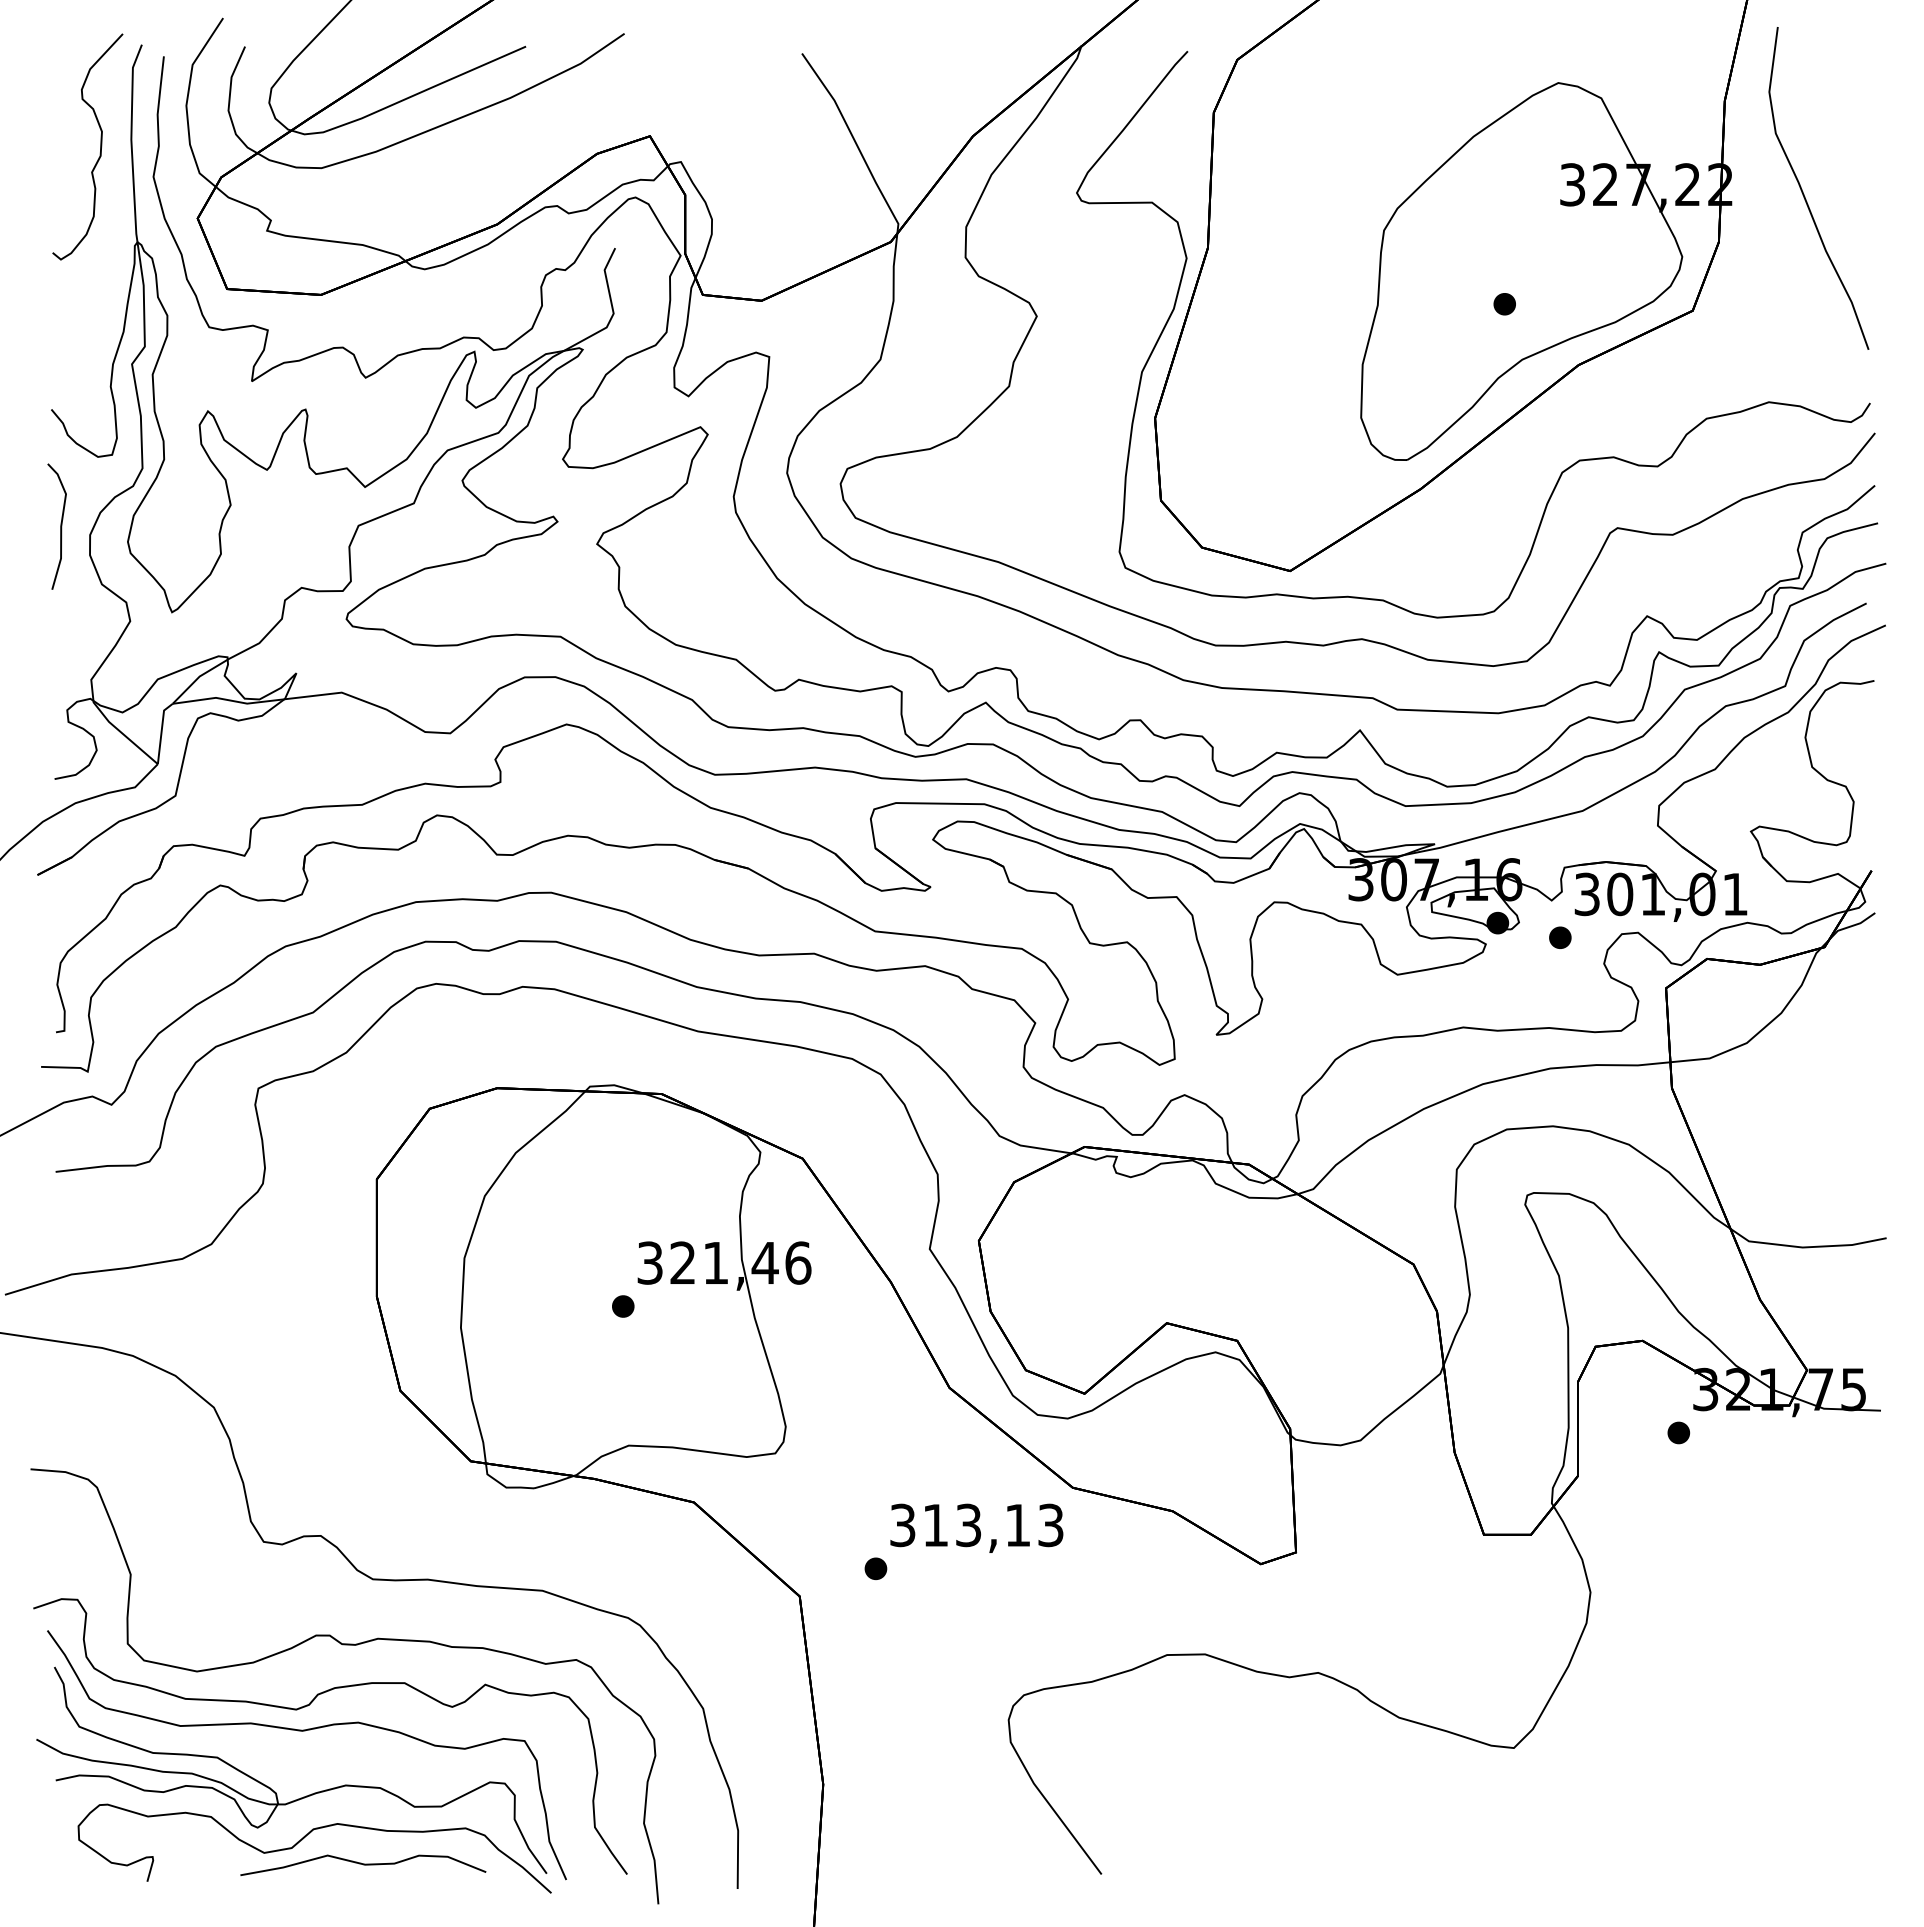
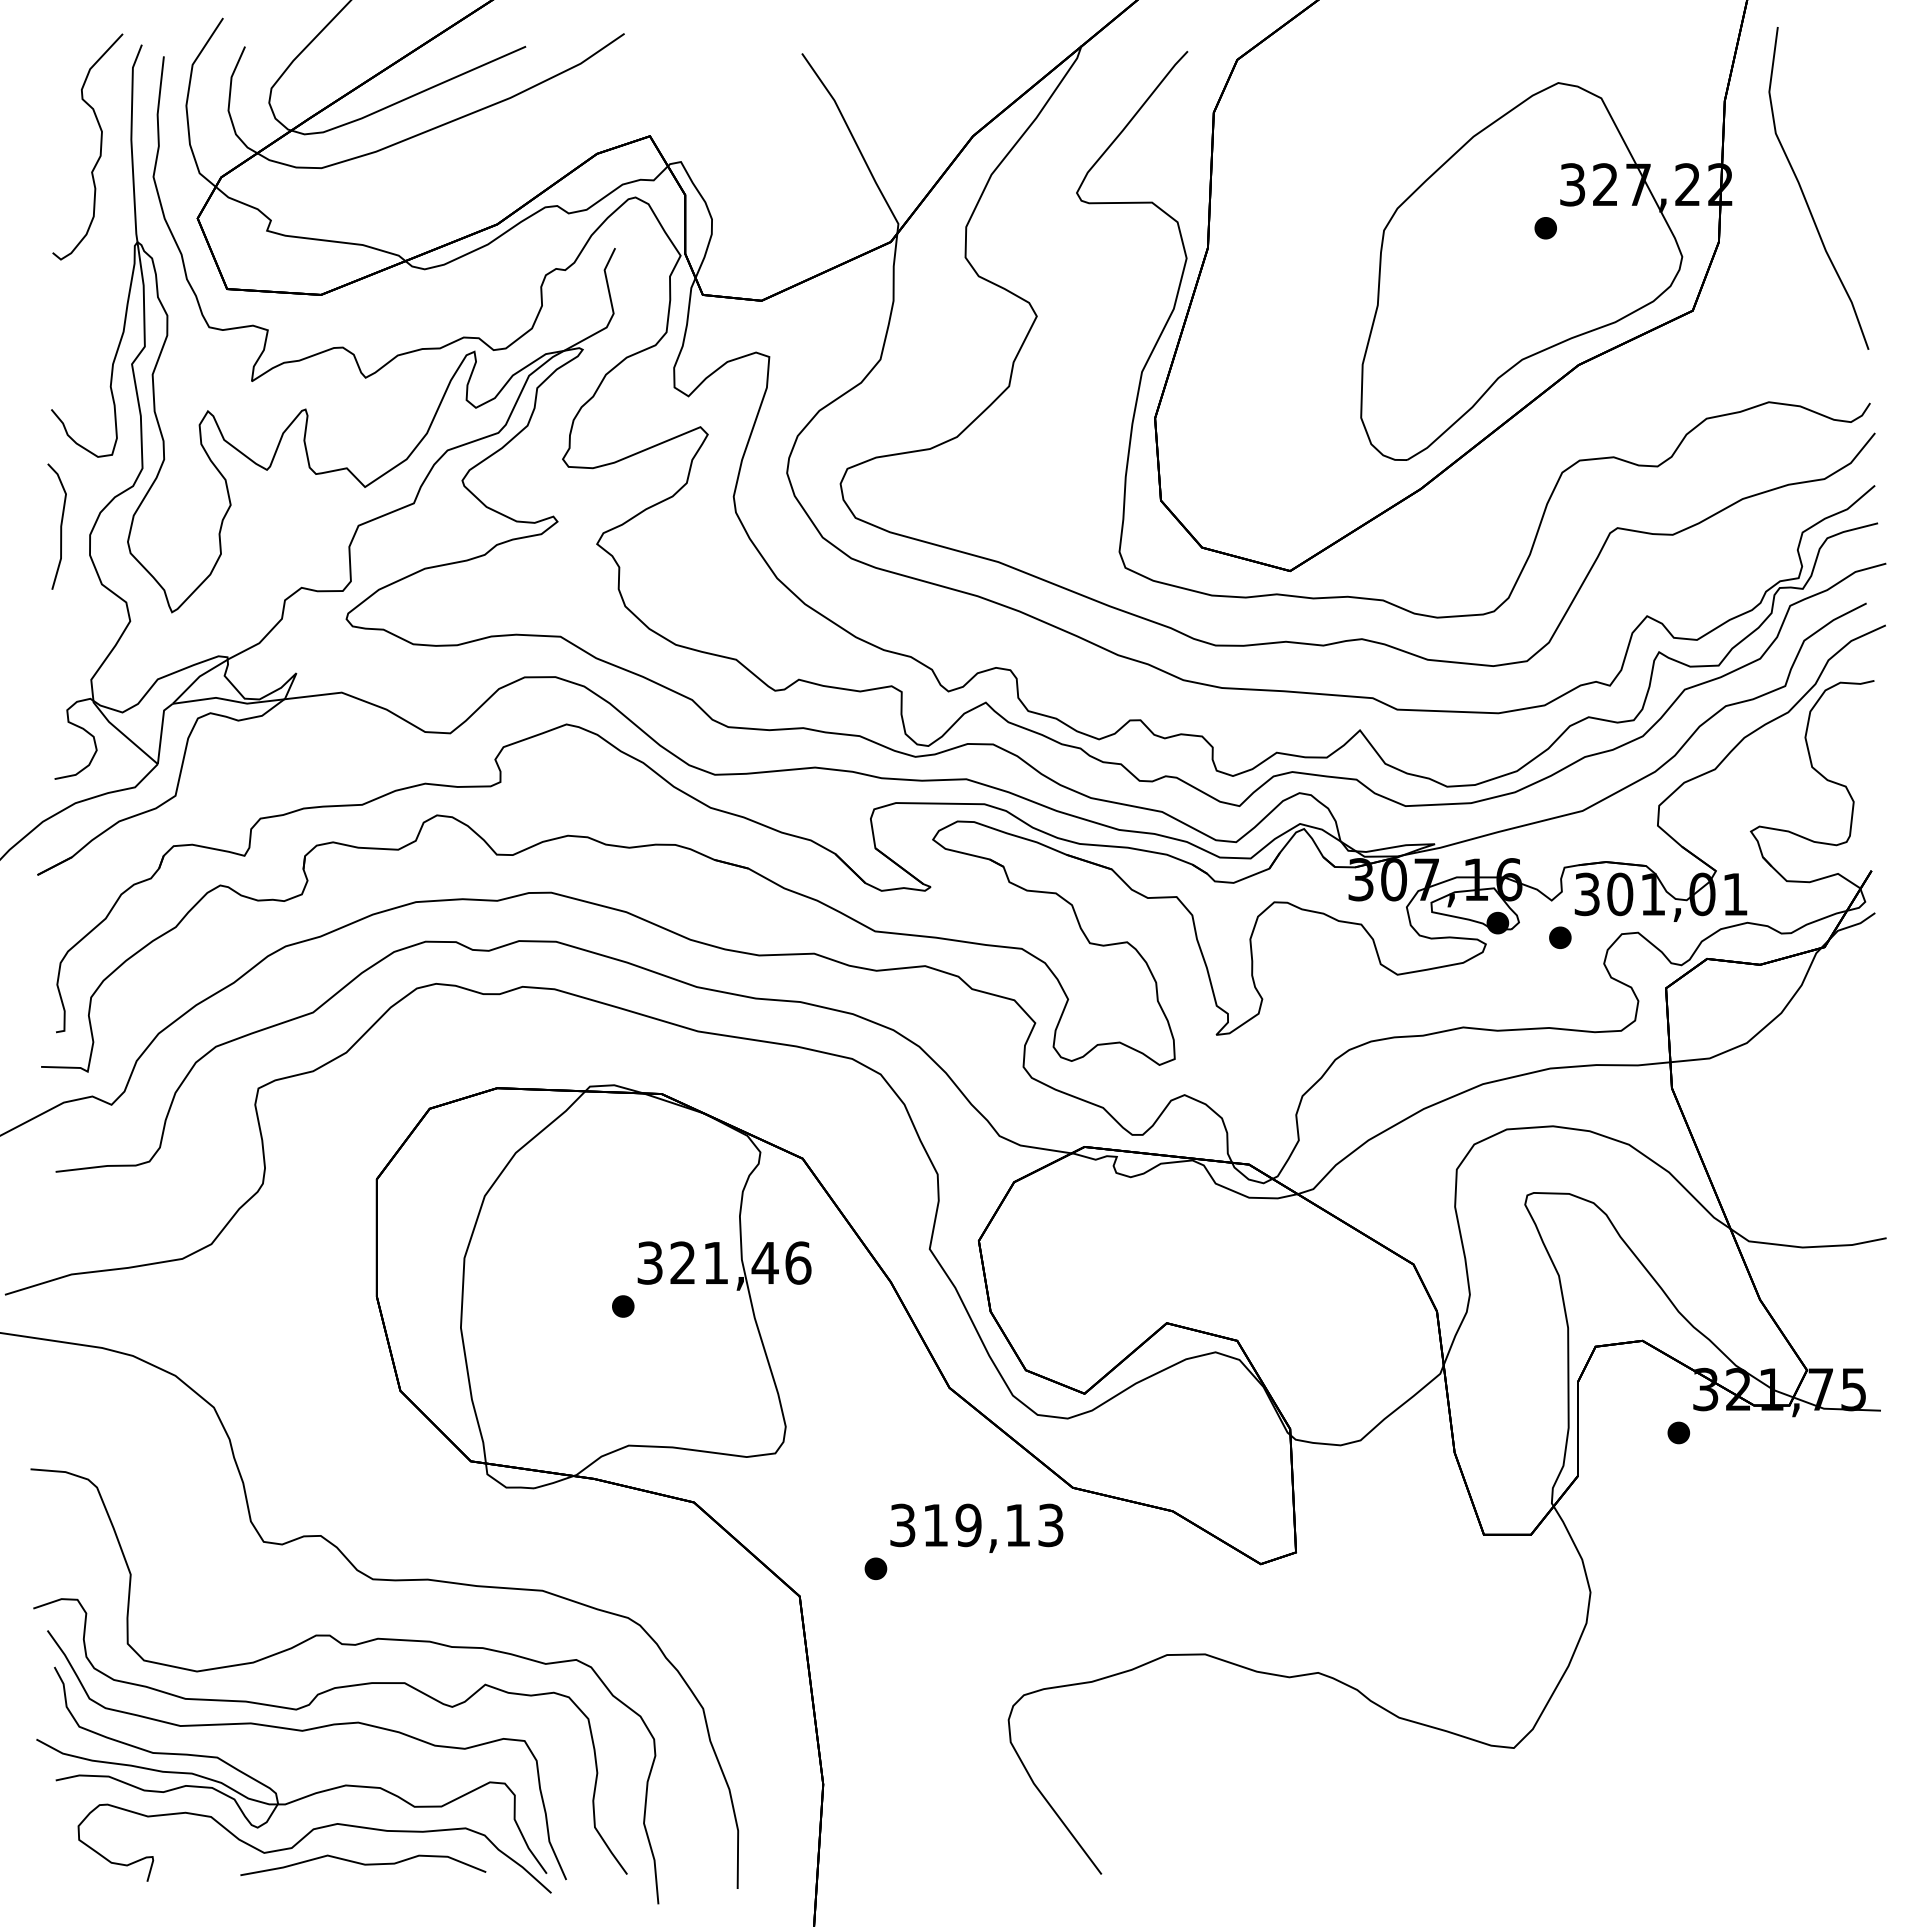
part position: (1504, 304) -> (1545, 228) (1545, 228)
text: 313,13 -> 319,13 (968, 1524)
